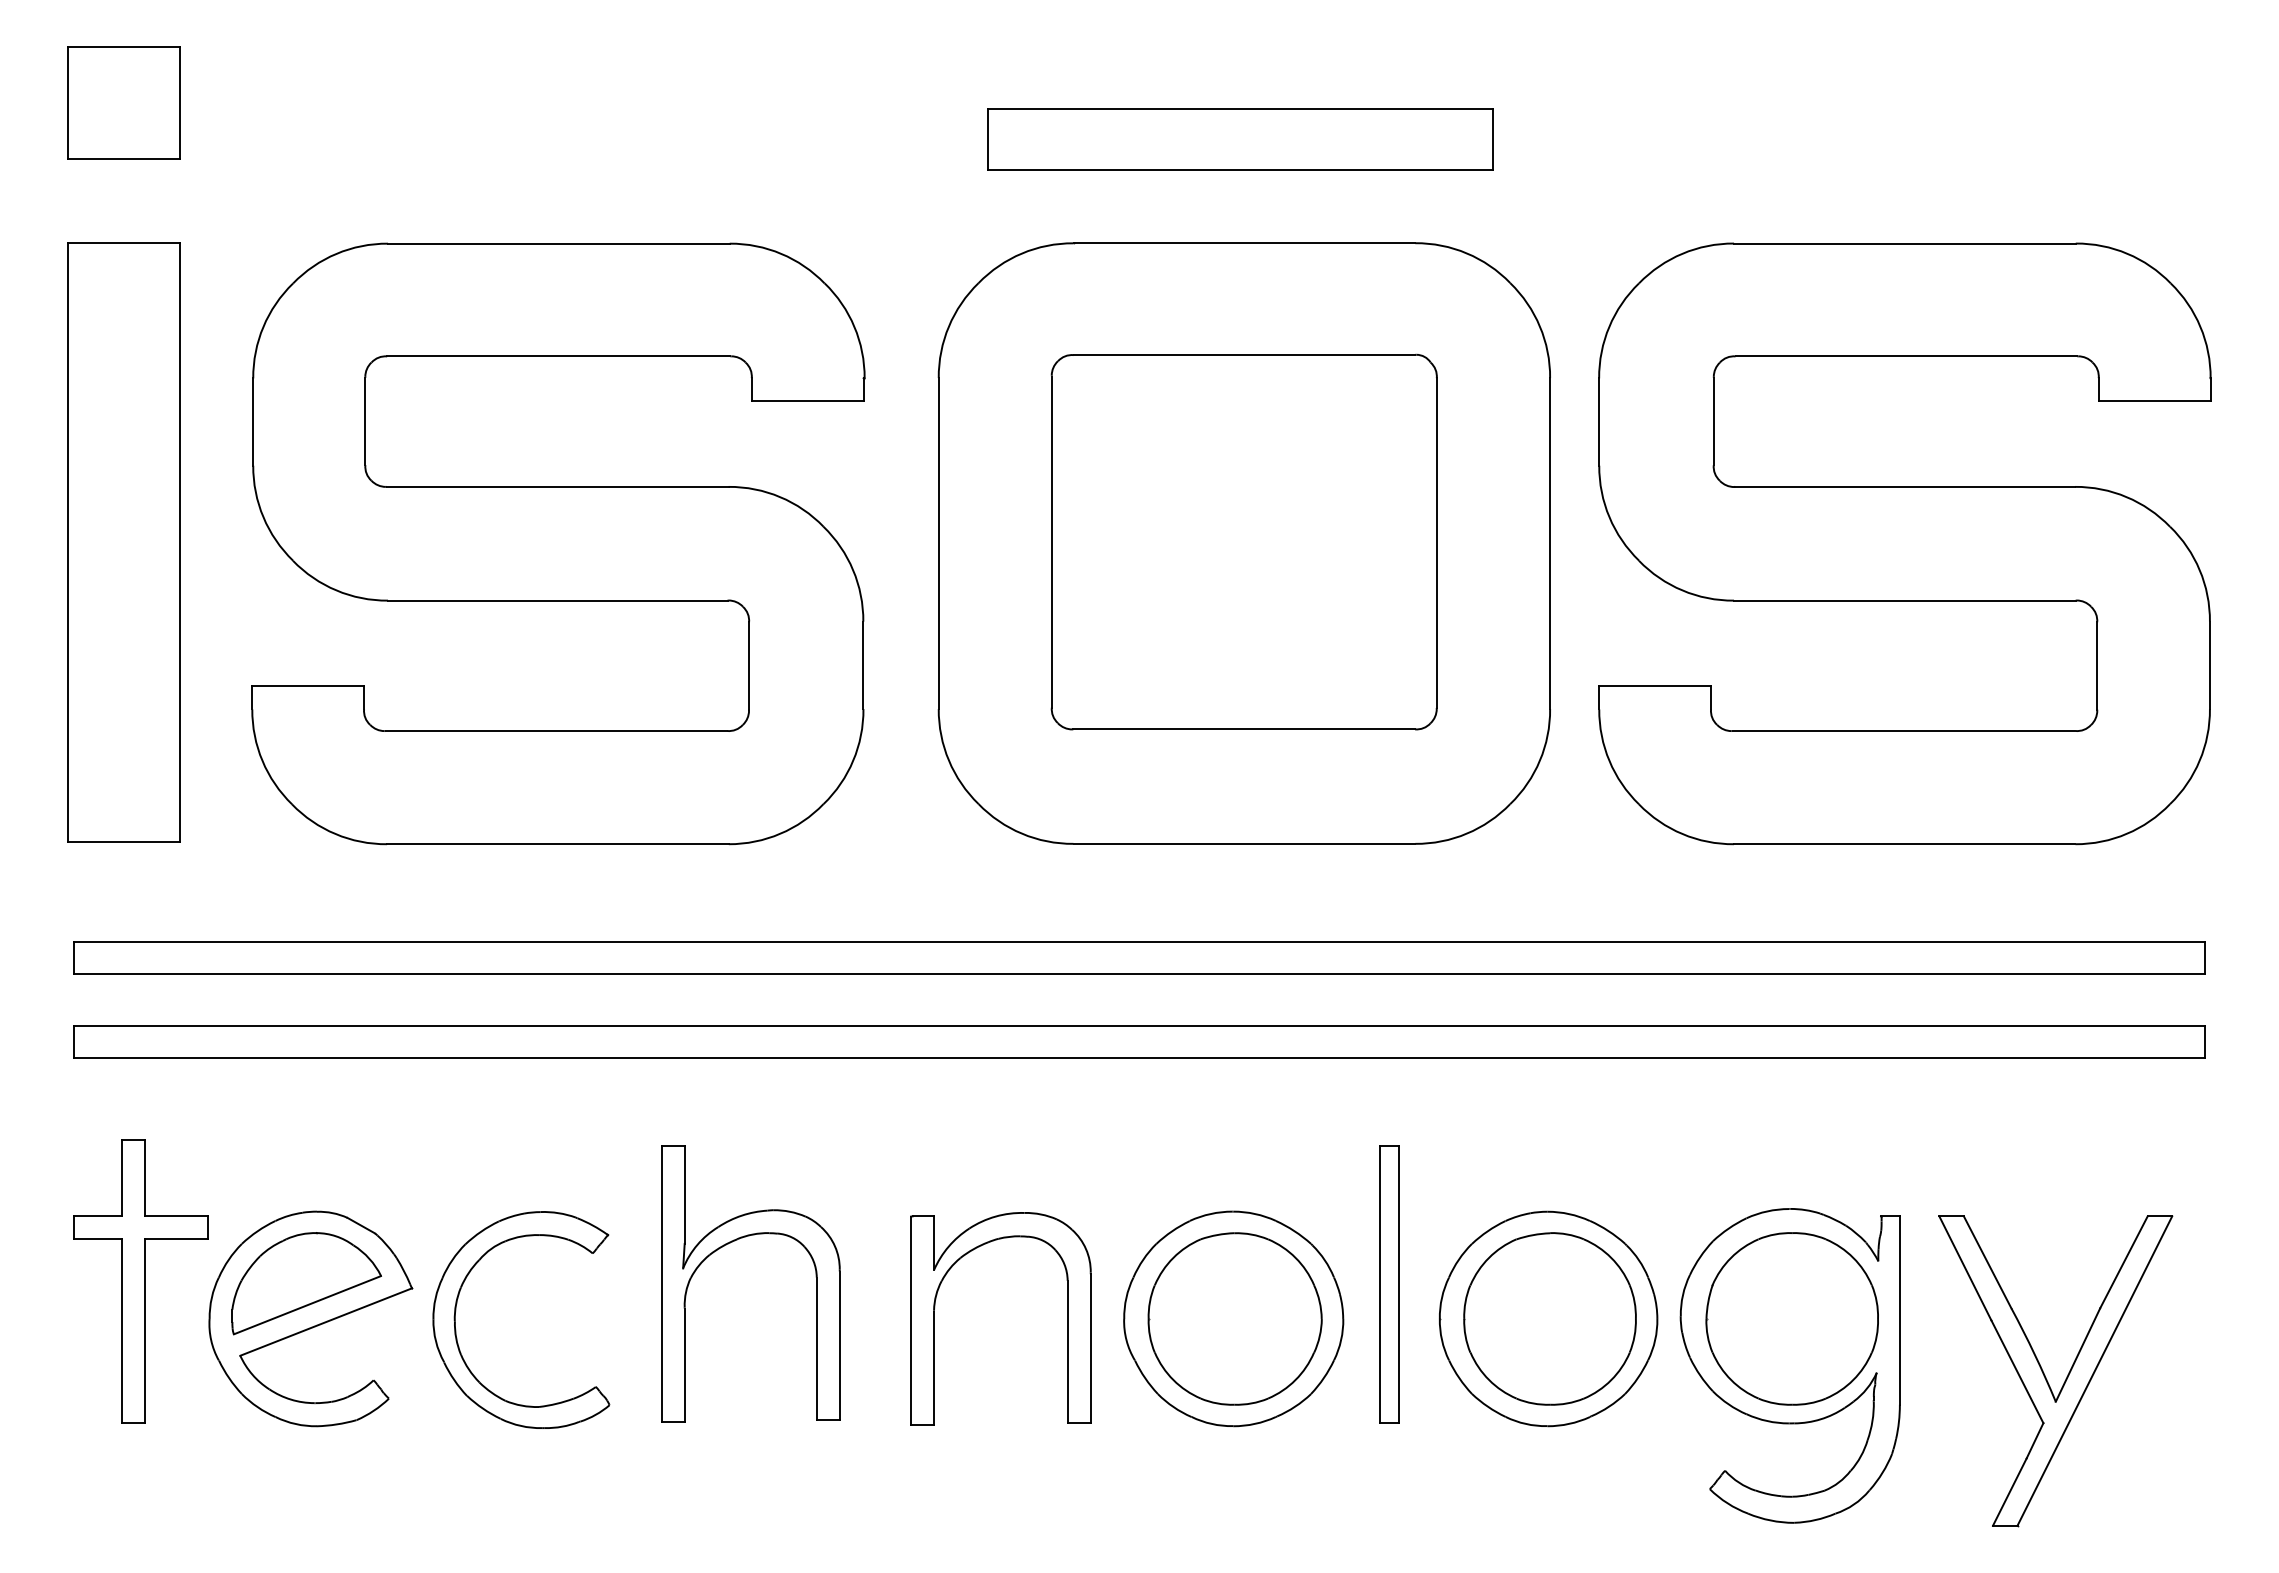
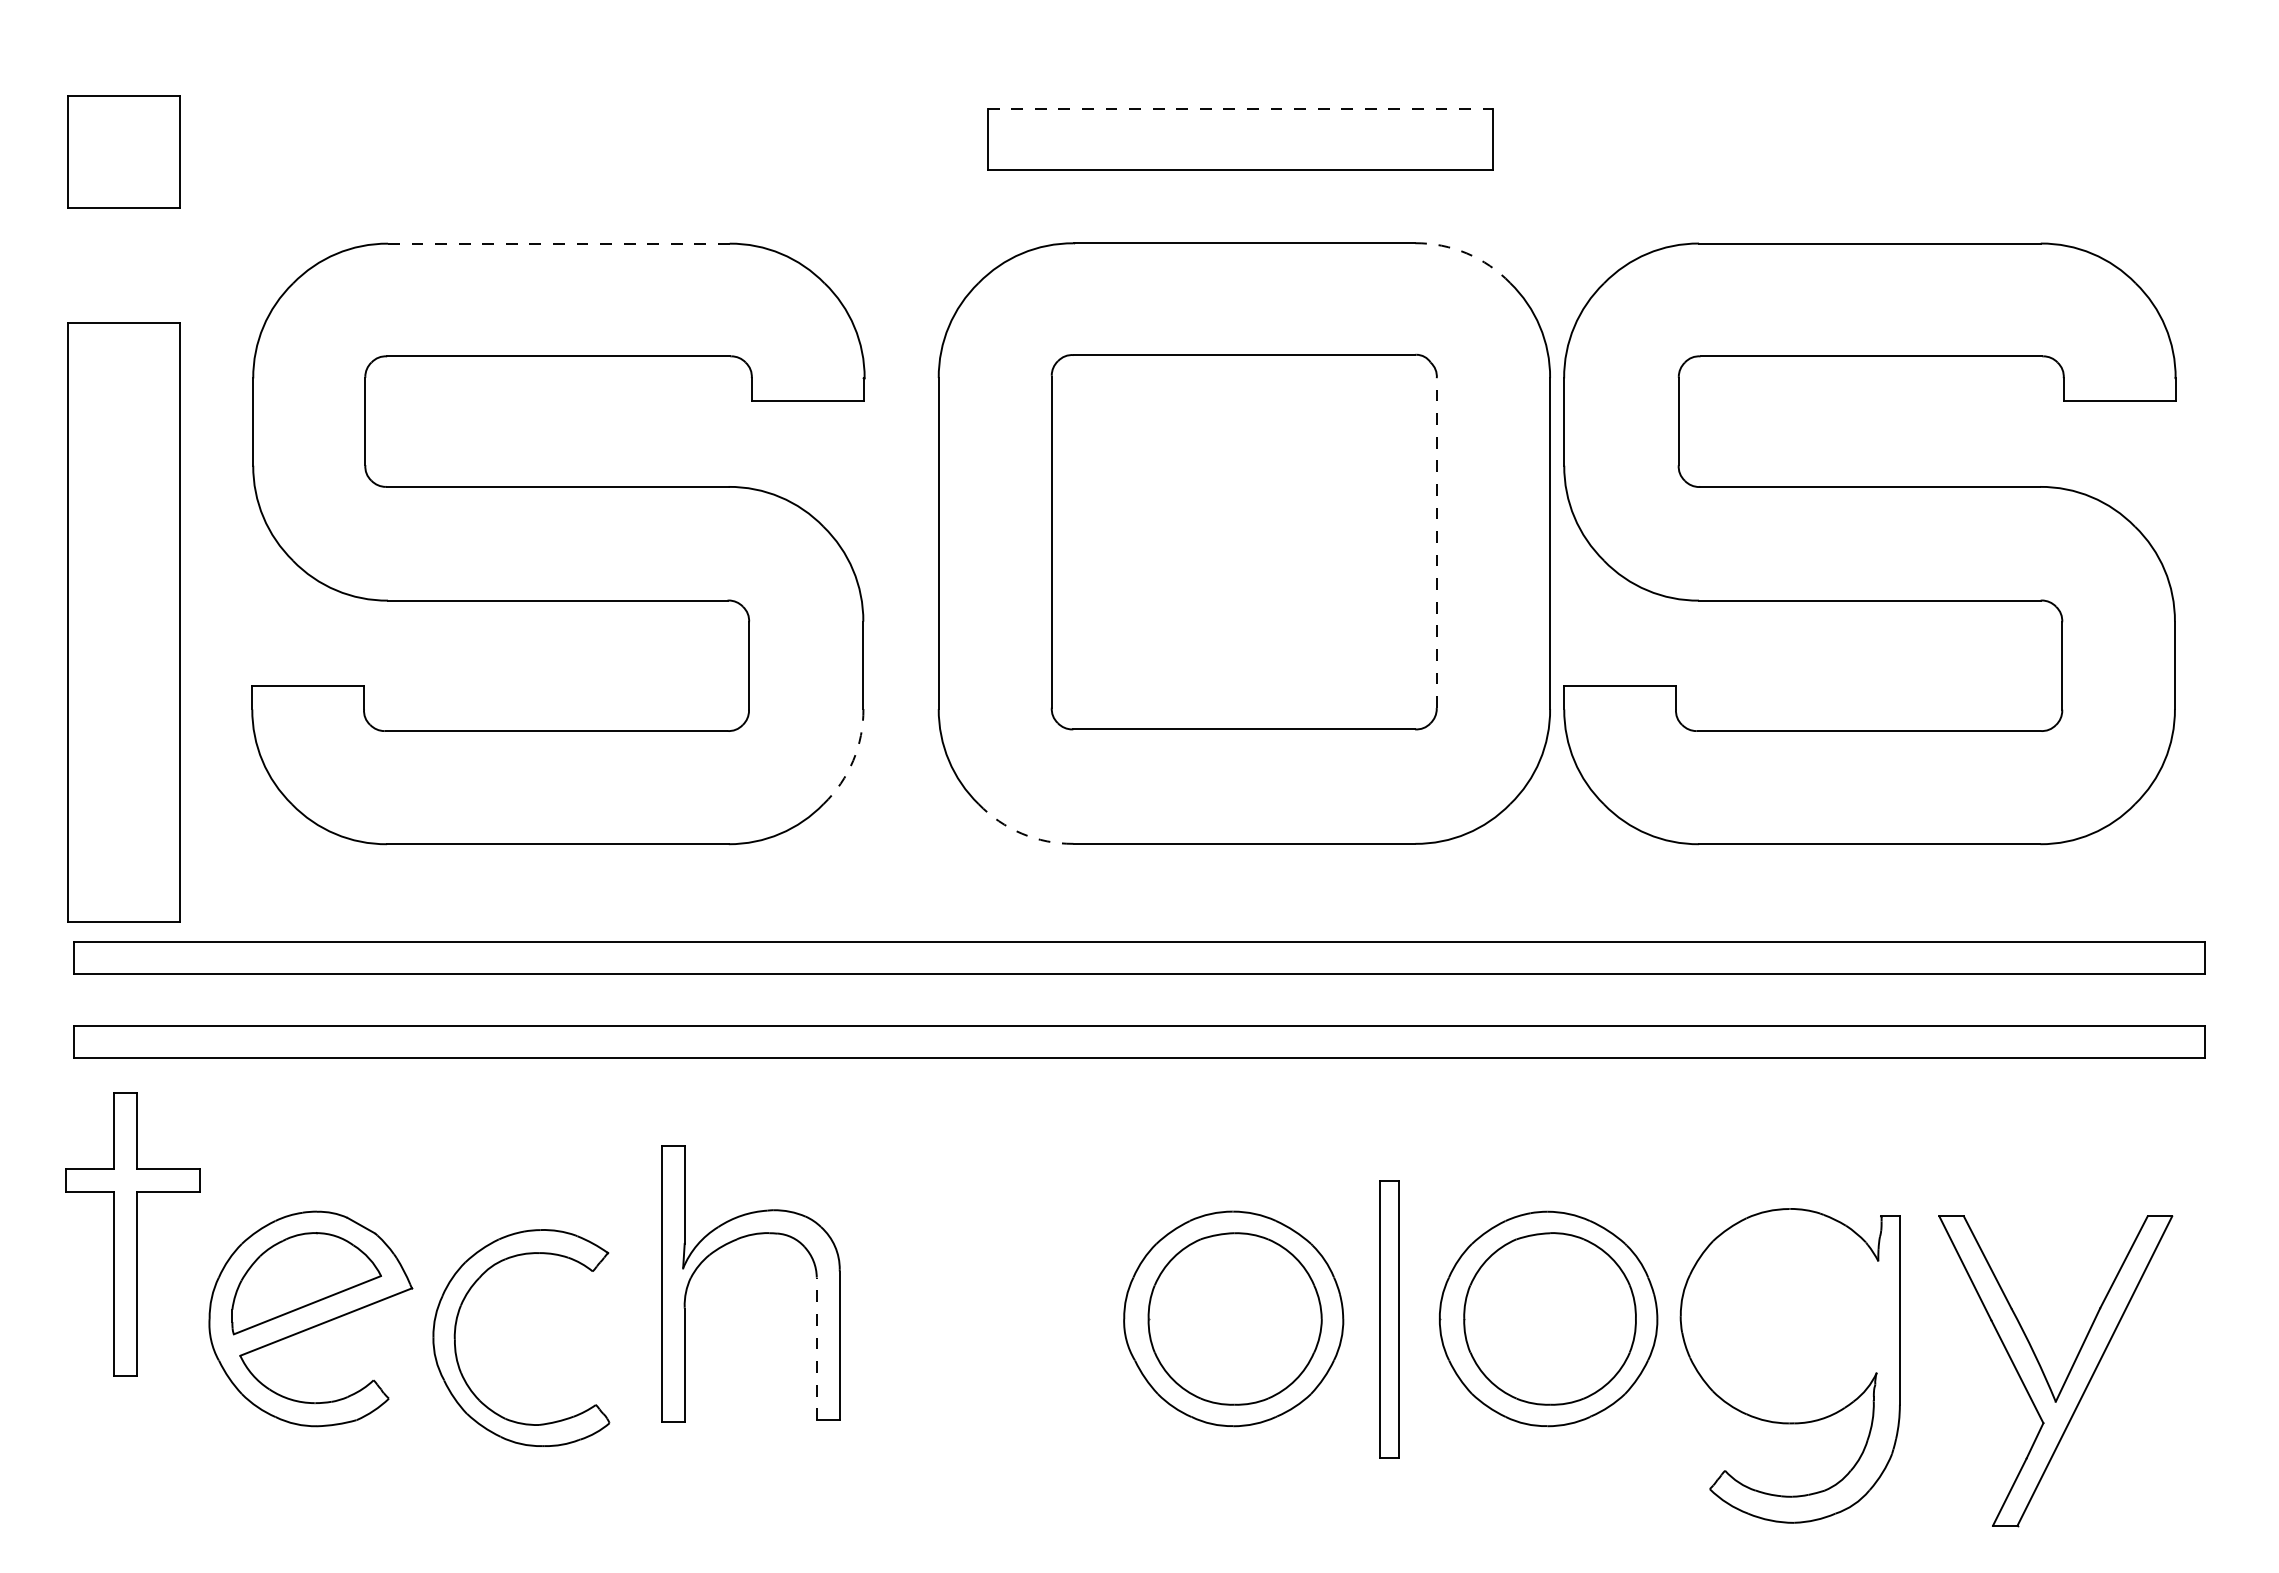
part position: (123, 102) -> (123, 151) (123, 151)
line: solid -> dashed (1240, 108)
line: solid -> dashed (558, 243)
arc: solid -> dashed (1466, 253)
part position: (123, 542) -> (123, 622) (123, 622)
line: solid -> dashed (1436, 543)
part position: (1904, 543) -> (1869, 543) (1869, 543)
arc: solid -> dashed (853, 760)
arc: solid -> dashed (1021, 833)
part position: (140, 1281) -> (132, 1234) (132, 1234)
part position: (1389, 1284) -> (1389, 1319) (1389, 1319)
part: present -> none (935, 1307)
part position: (456, 1311) -> (456, 1329) (456, 1329)
part: present -> none (1791, 1318)
line: solid -> dashed (816, 1348)
